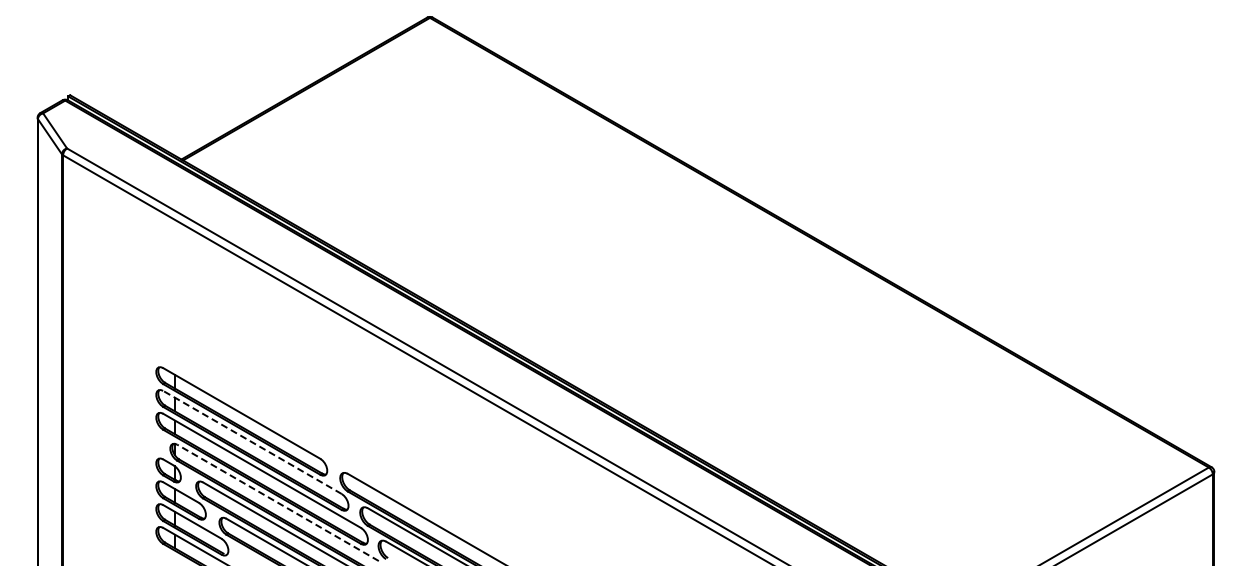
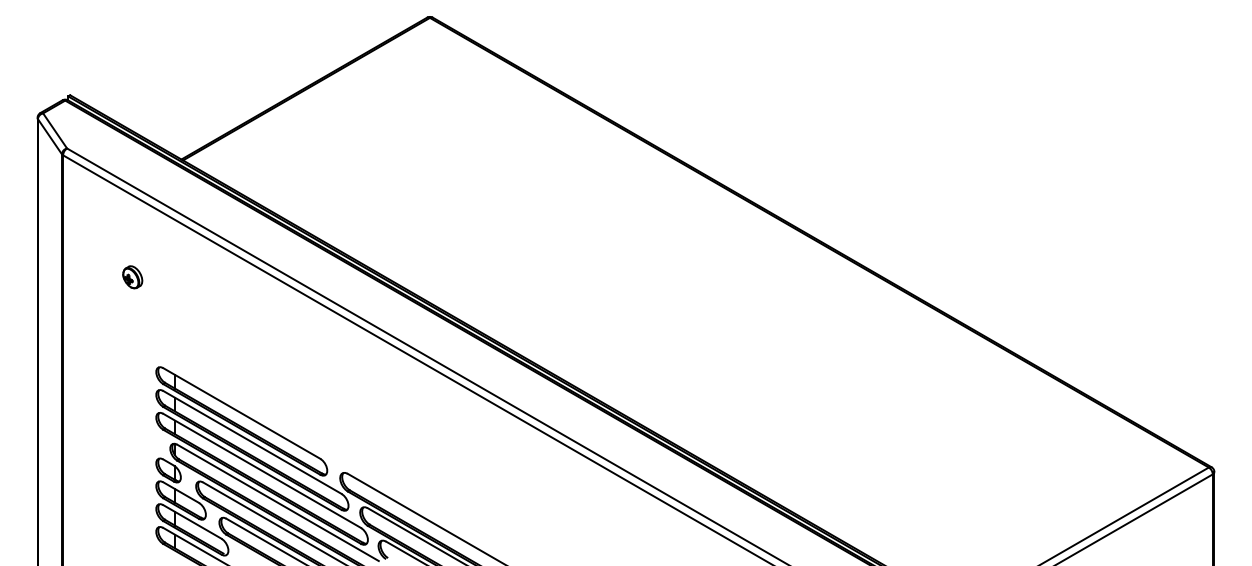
part: none -> present (132, 277)
line: dashed -> solid (252, 442)
line: dashed -> solid (277, 502)
